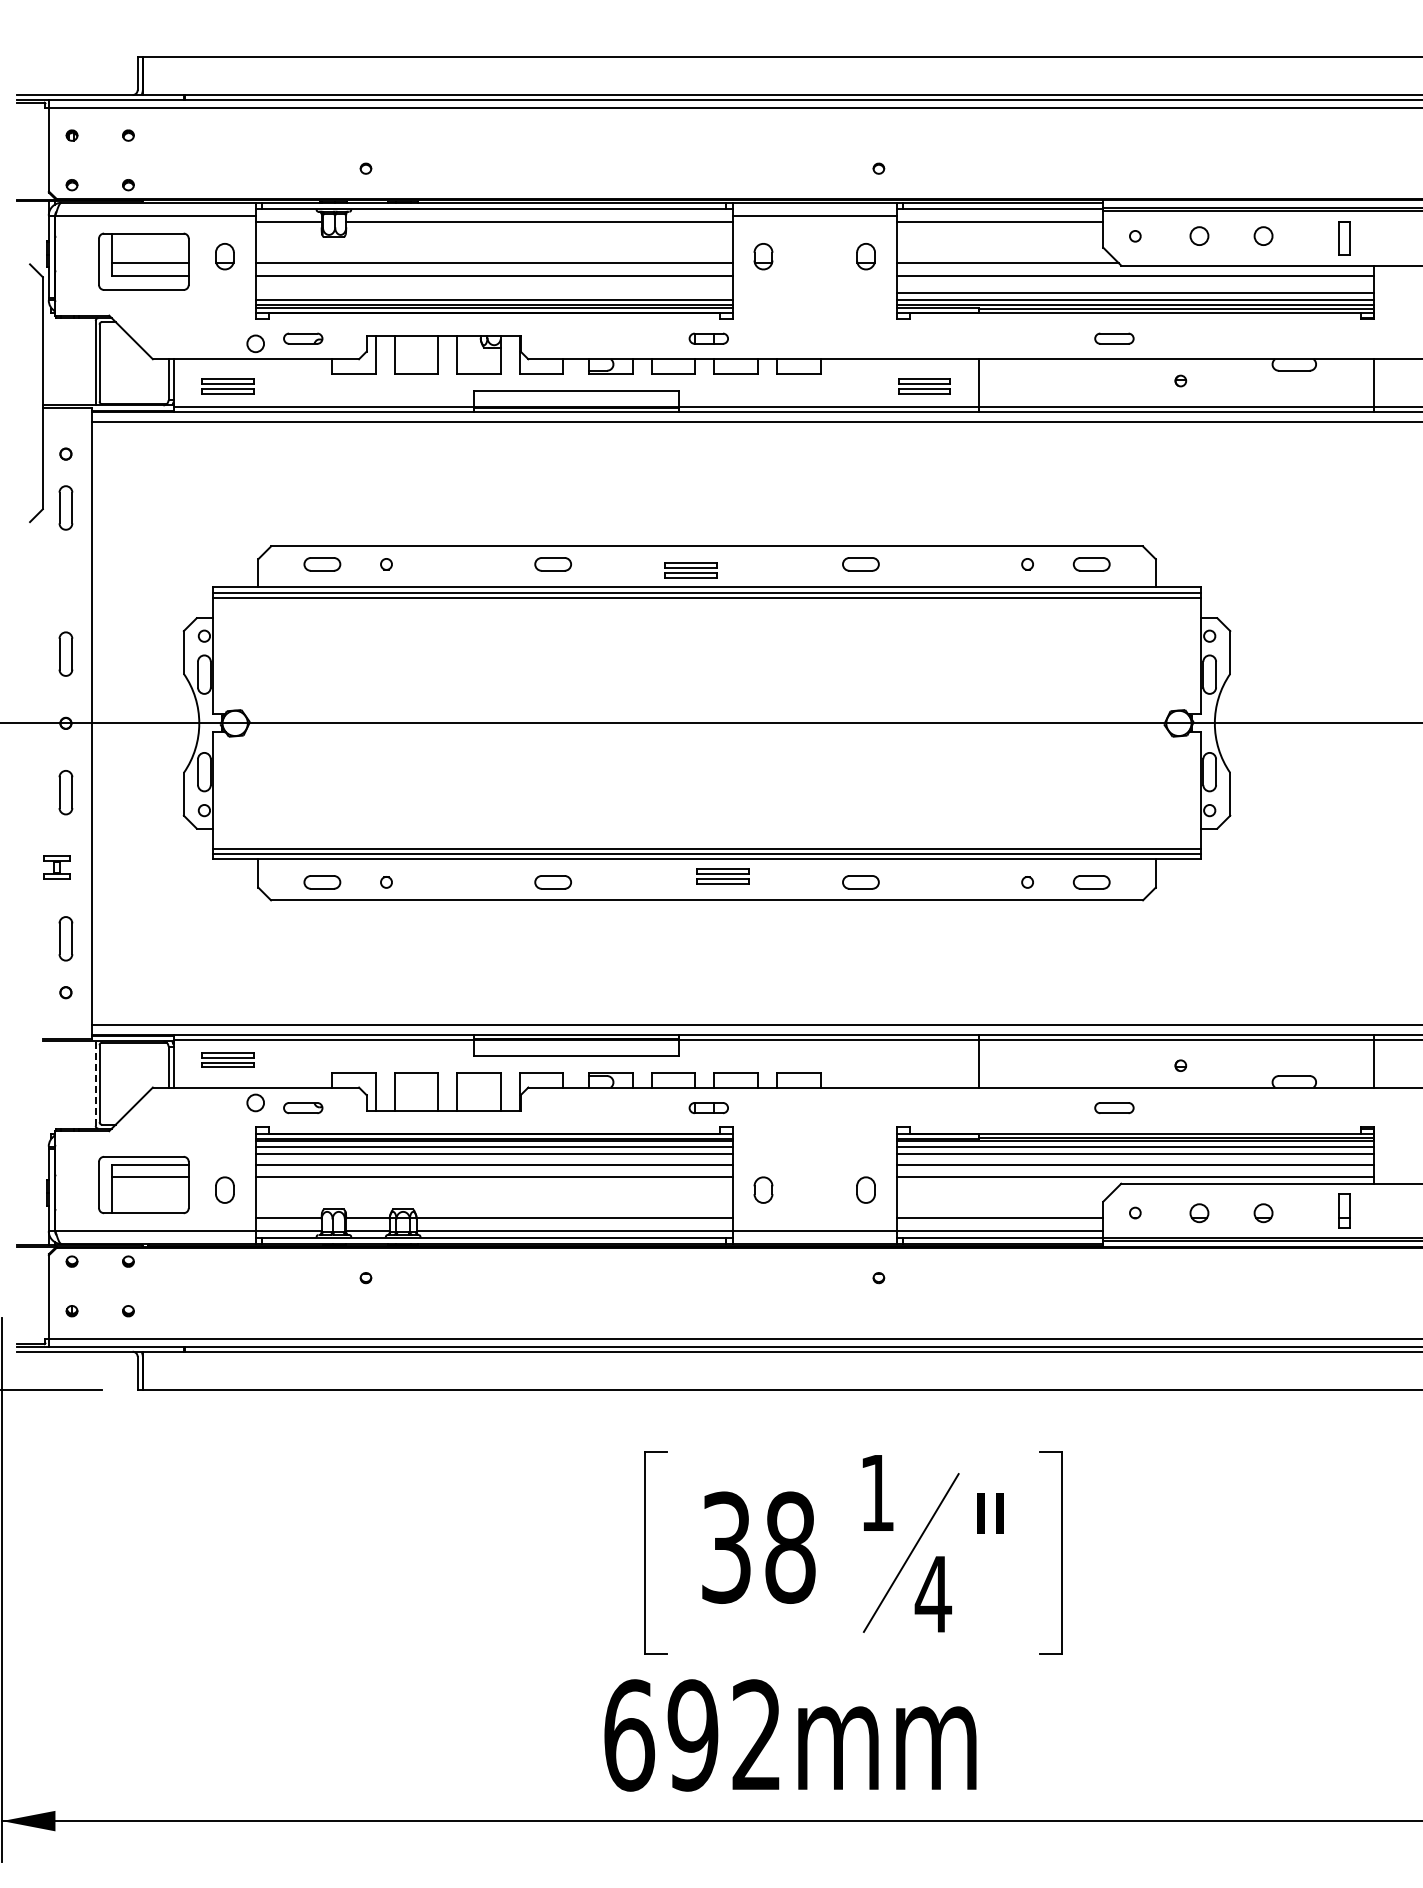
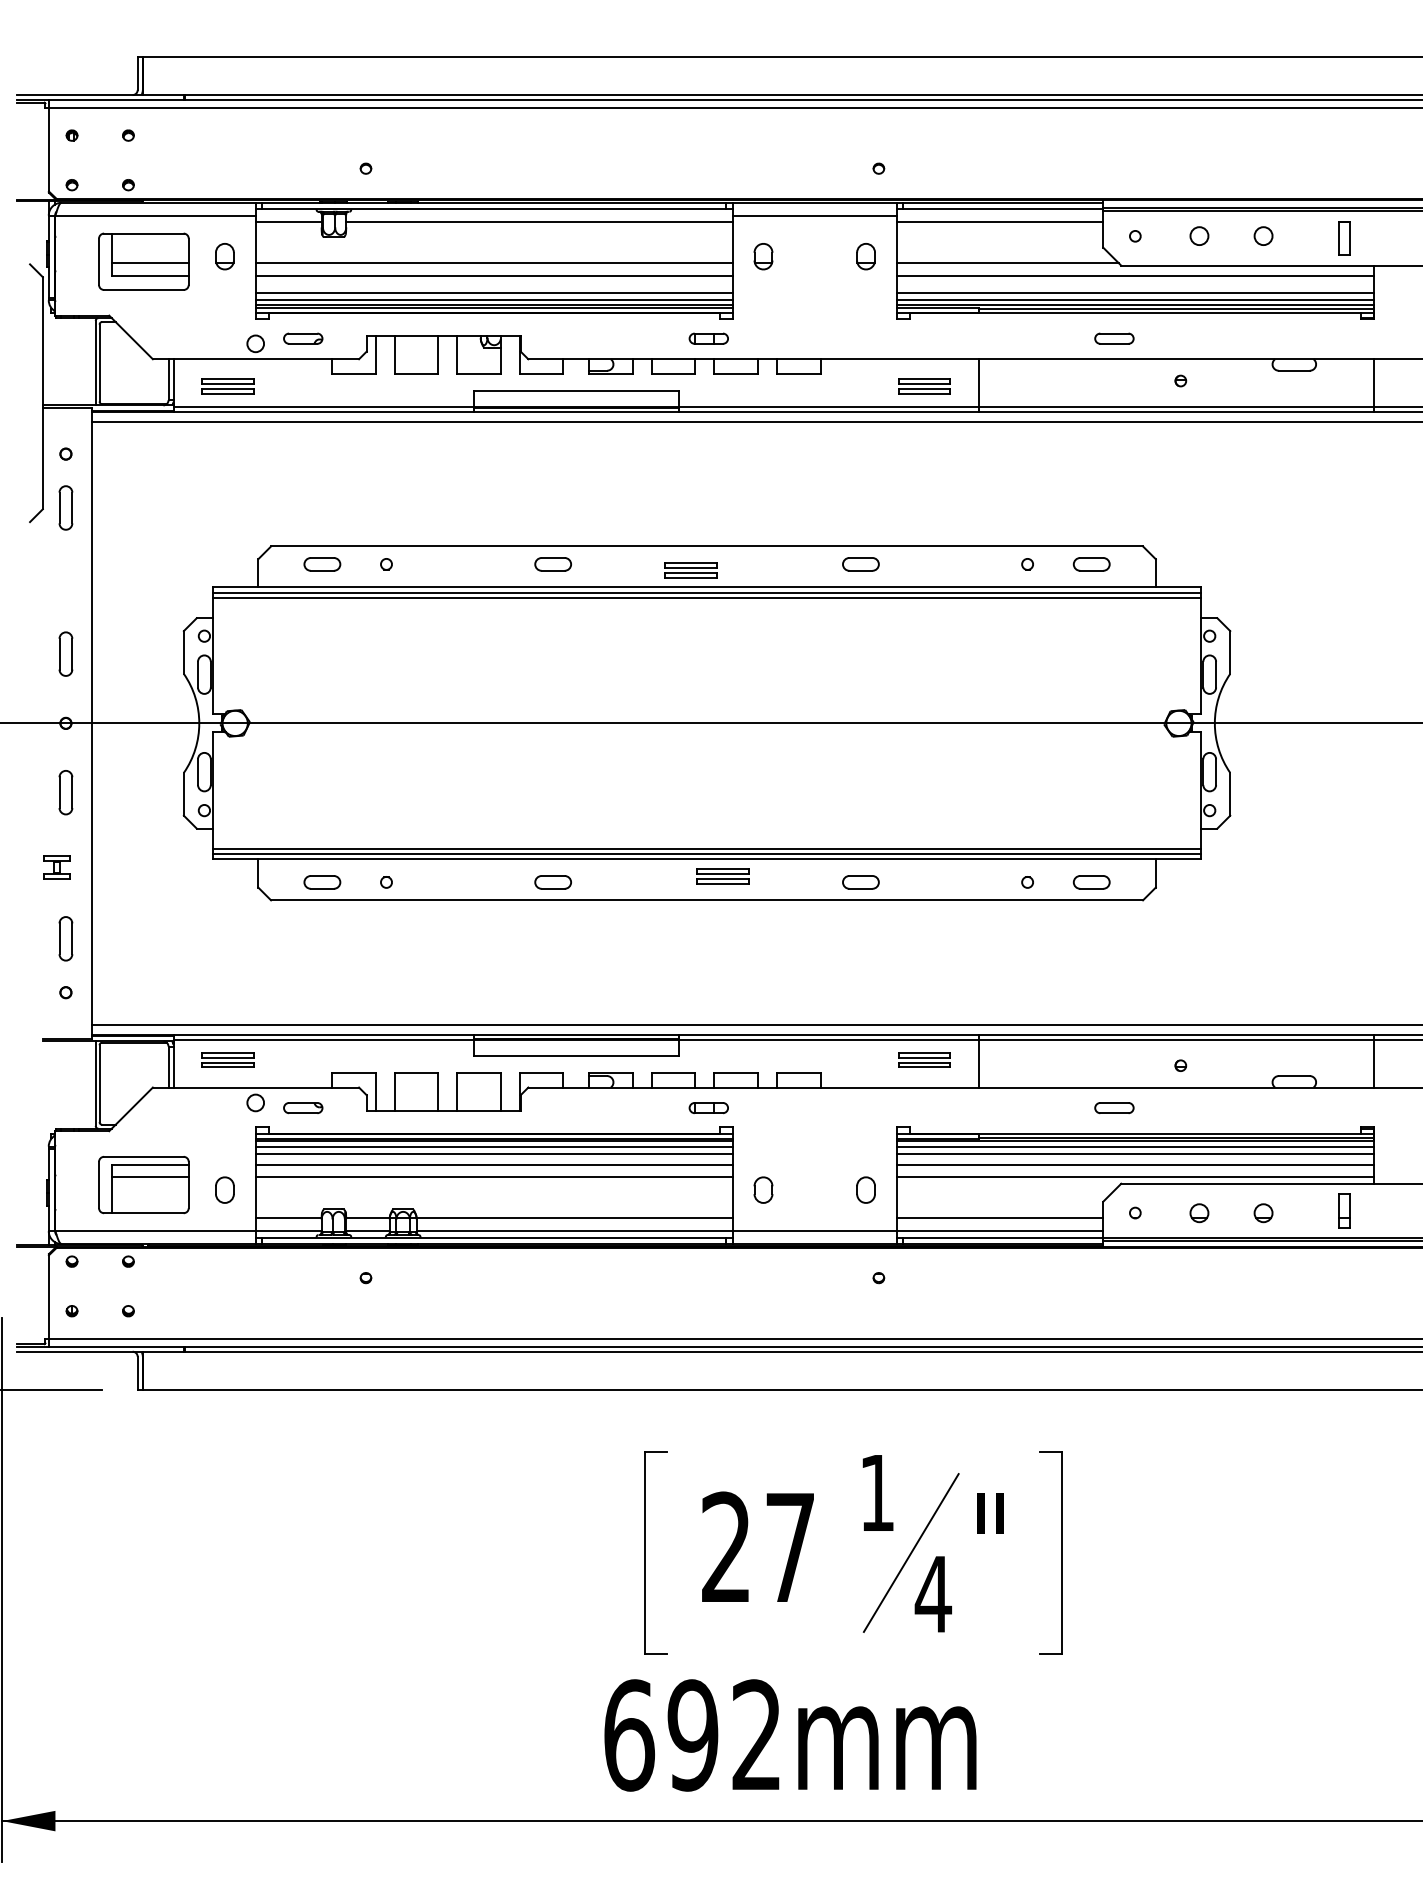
line: none -> present (493, 292)
part: none -> present (924, 1059)
line: dashed -> solid (95, 1083)
text: 38 -> 27 (758, 1547)
